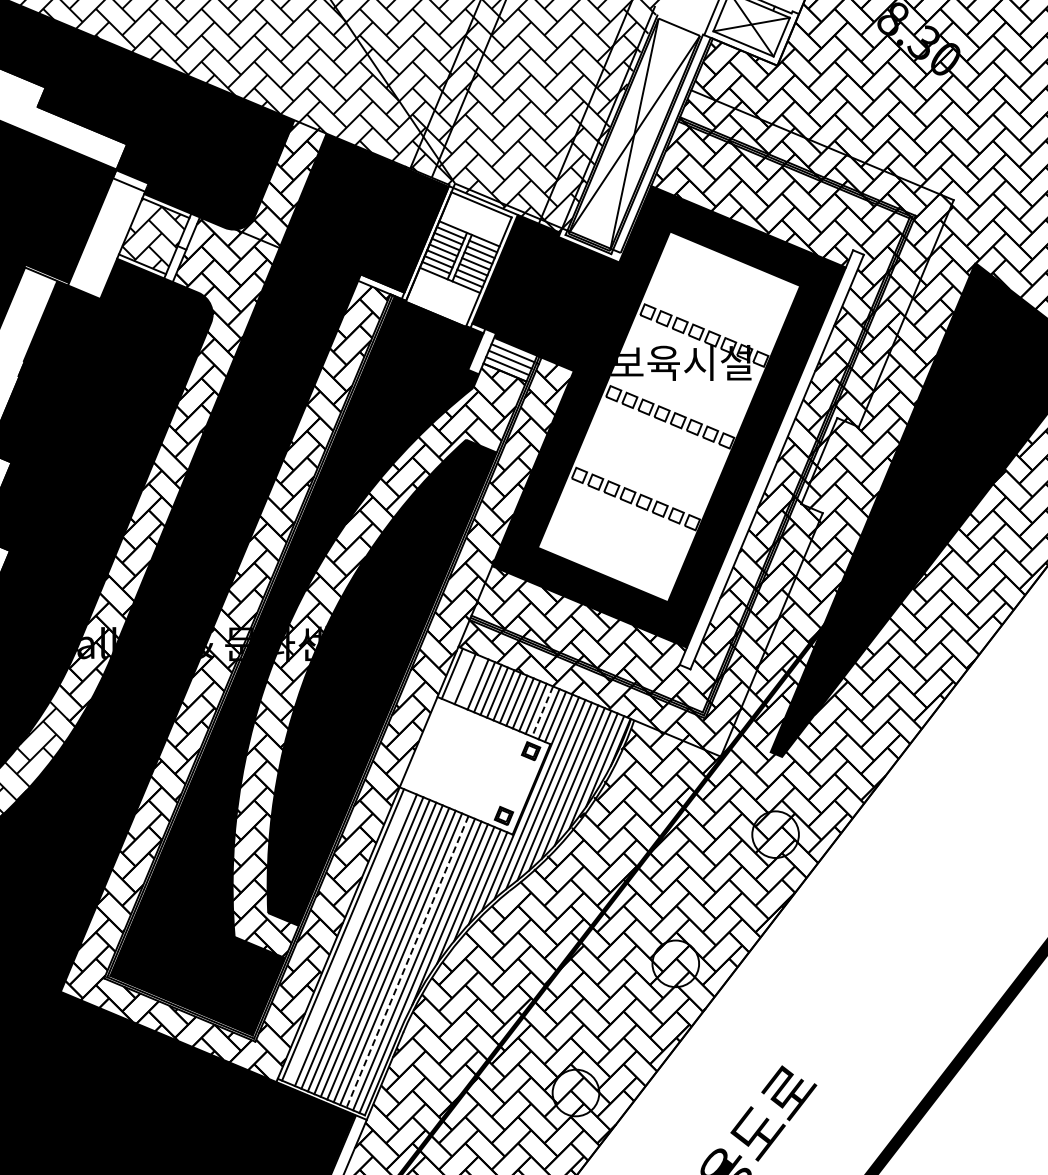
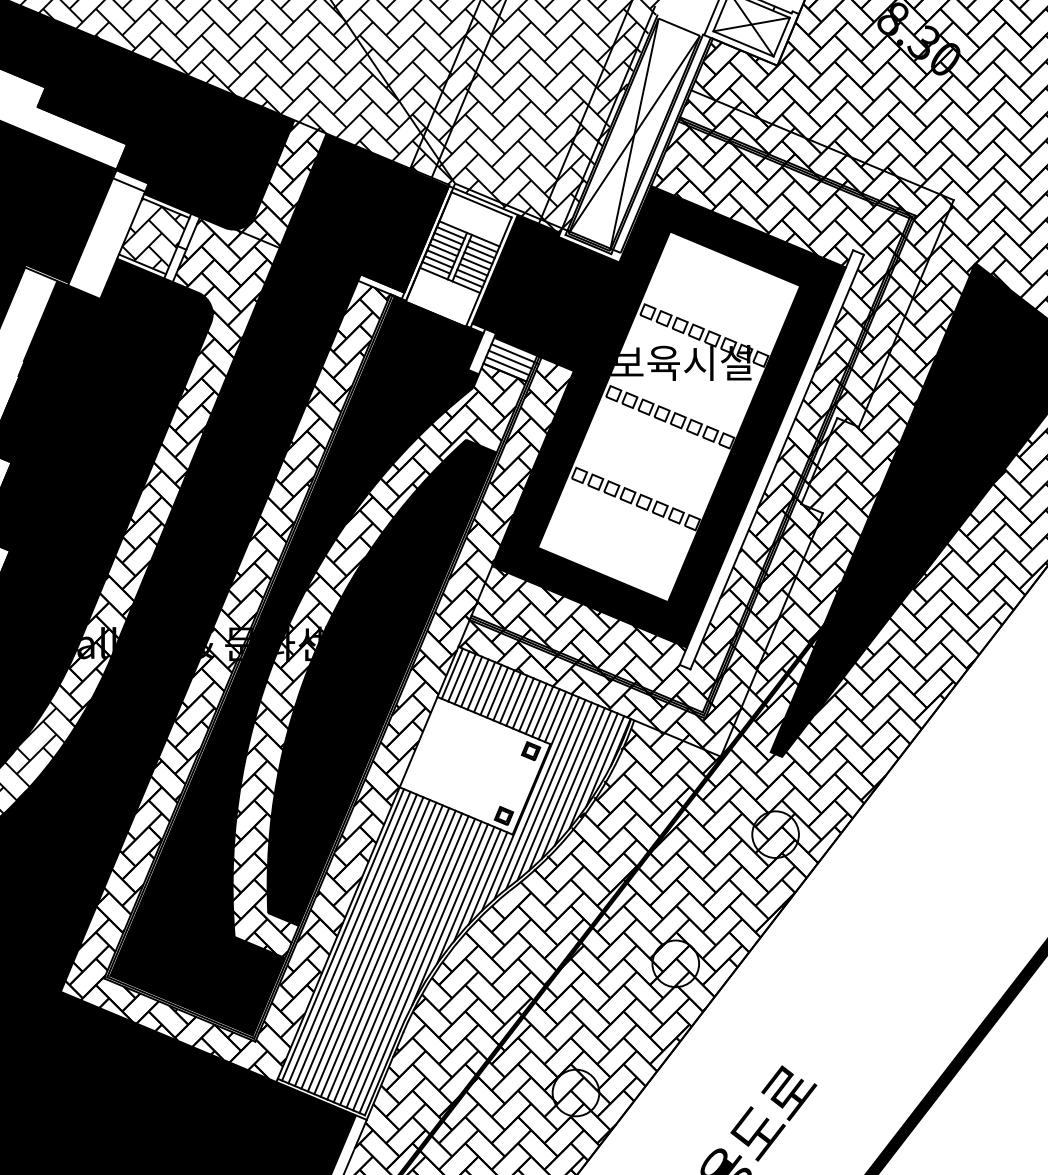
line: none -> present (458, 676)
line: none -> present (471, 681)
line: dashed -> solid (542, 711)
line: none -> present (349, 937)
line: dashed -> solid (407, 961)
